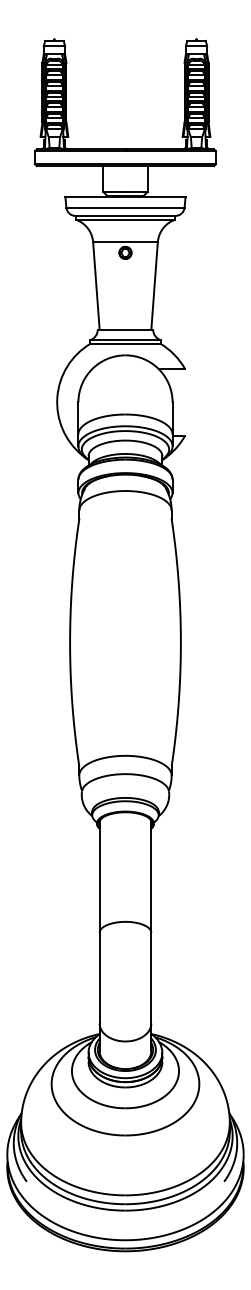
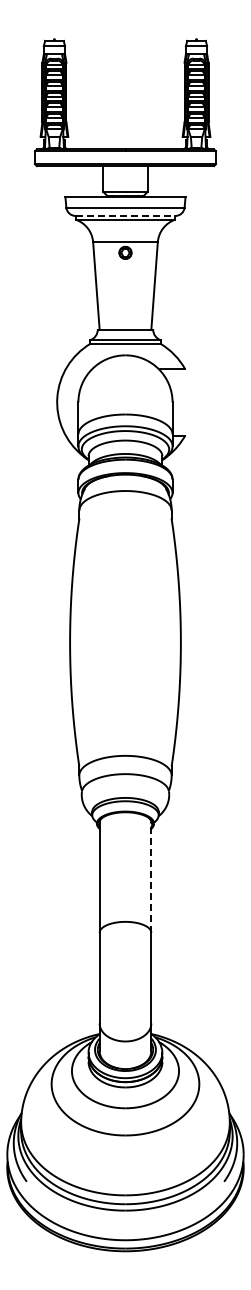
line: solid -> dashed (125, 215)
line: solid -> dashed (151, 877)
